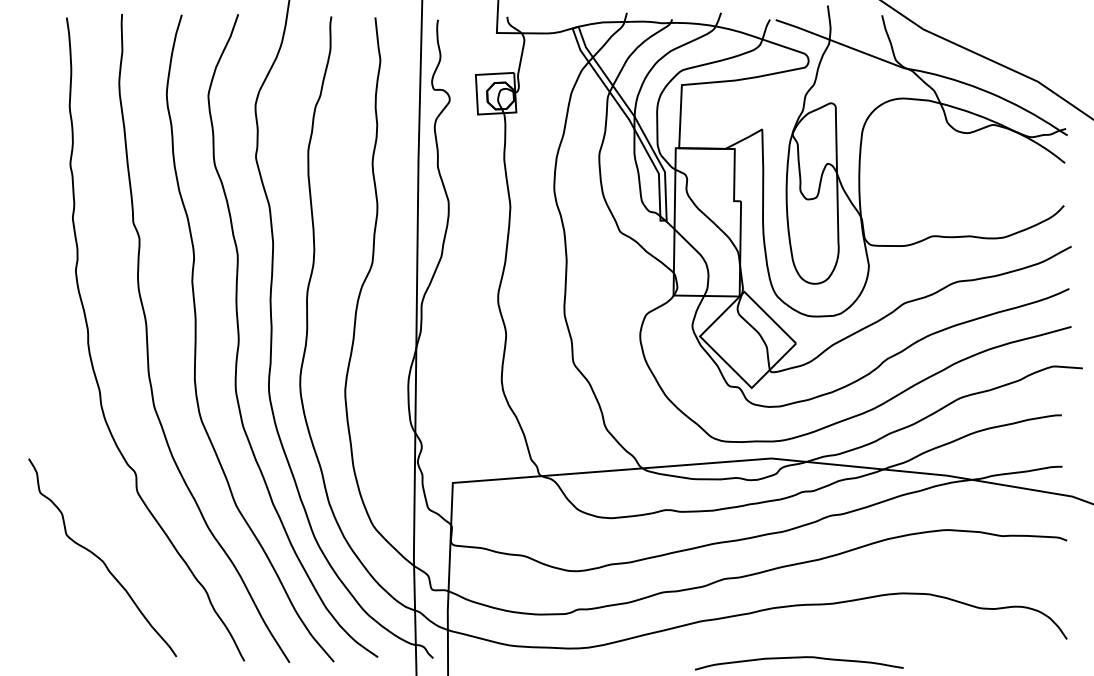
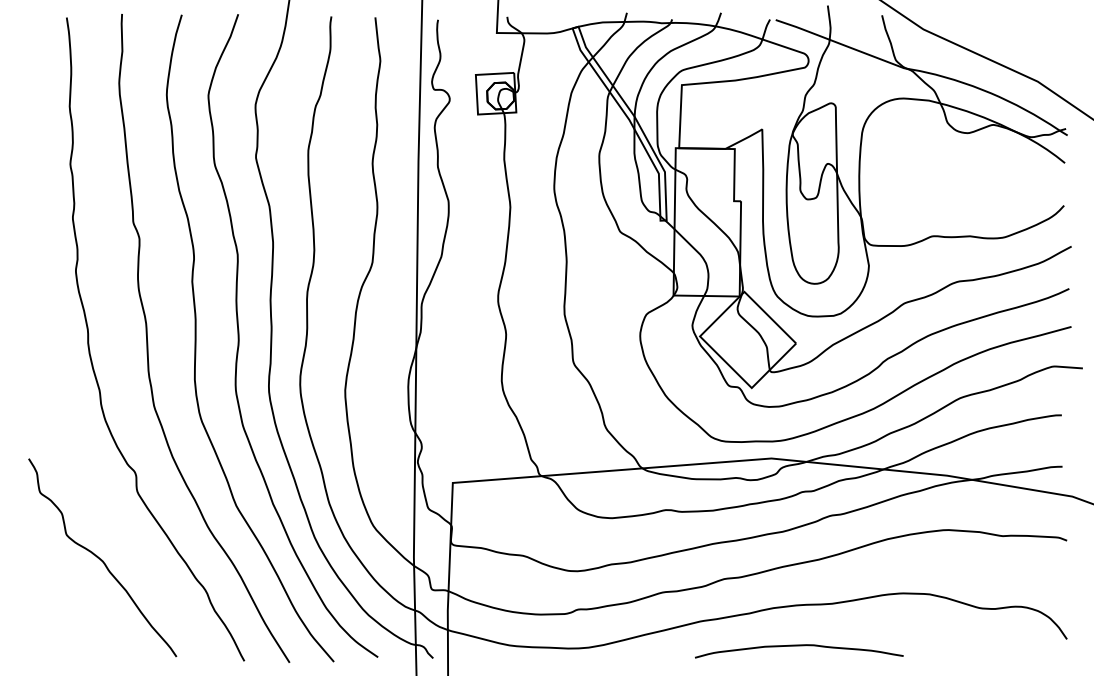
curve position: (799, 658) -> (799, 646) (799, 646)
